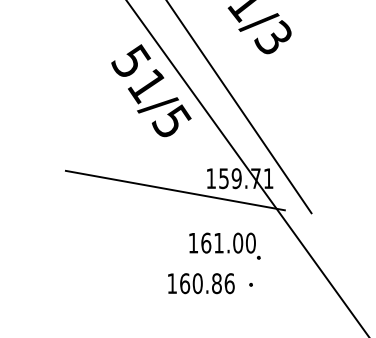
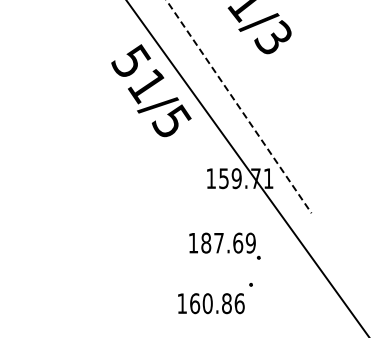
line: solid -> dashed (238, 106)
line: present -> none (174, 190)
text: 161.00 -> 187.69 (228, 242)
text position: (201, 283) -> (211, 303) (211, 303)
